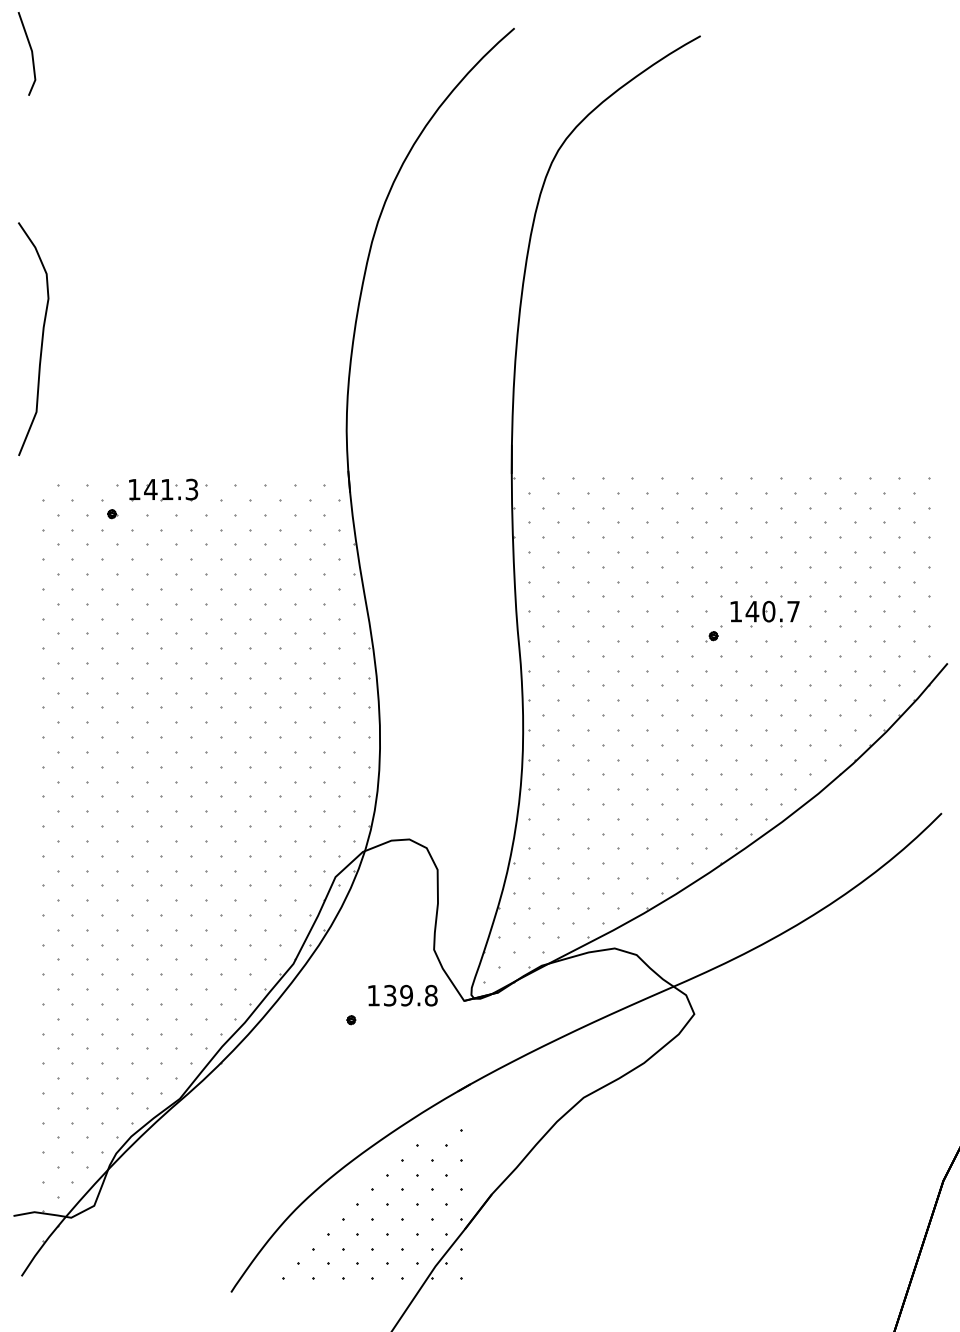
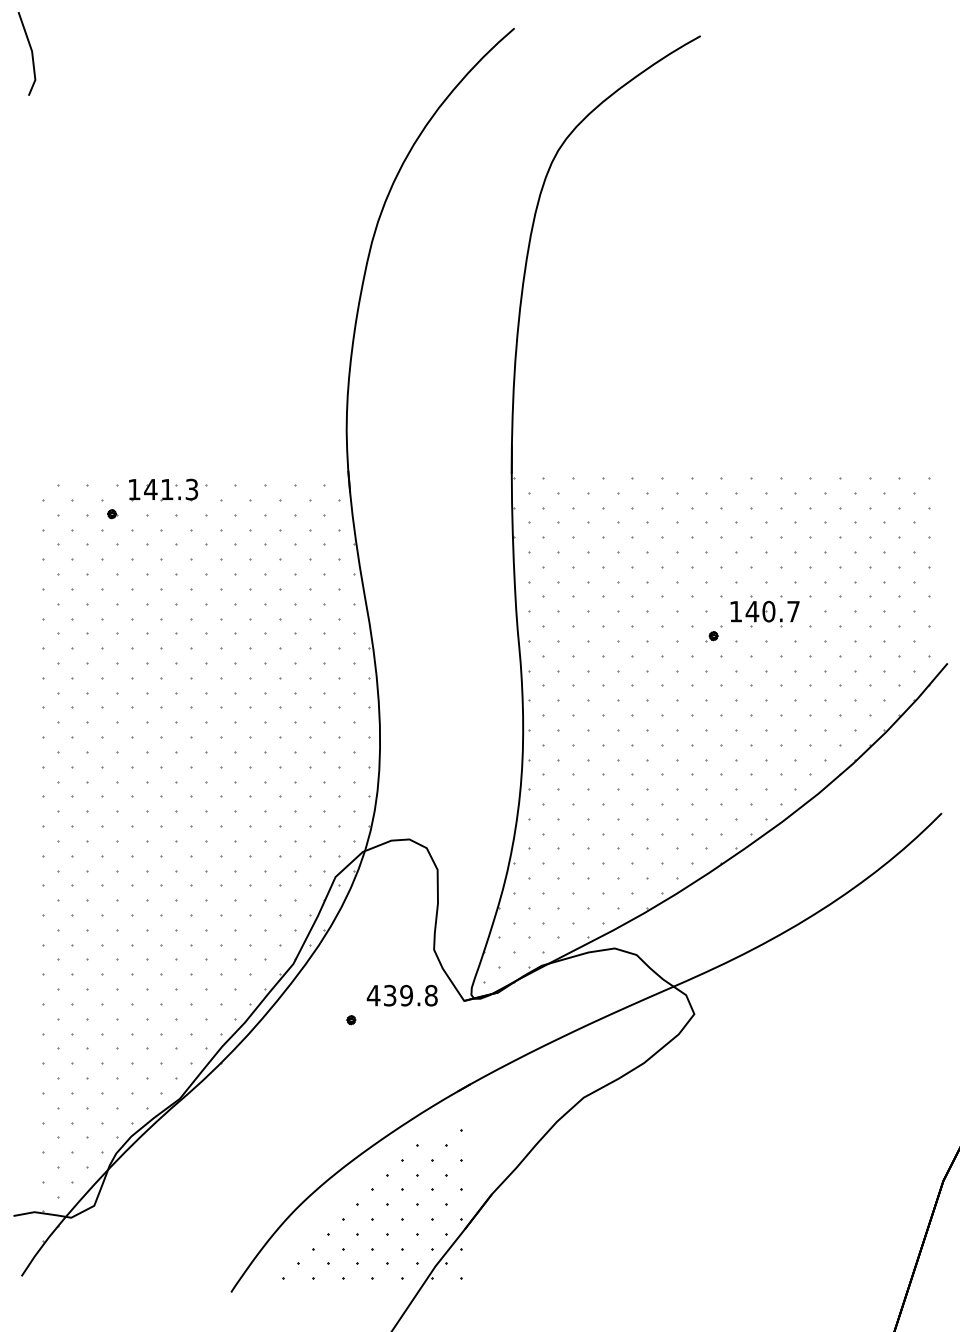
curve: present -> none (41, 338)
text: 139.8 -> 439.8 (373, 995)
